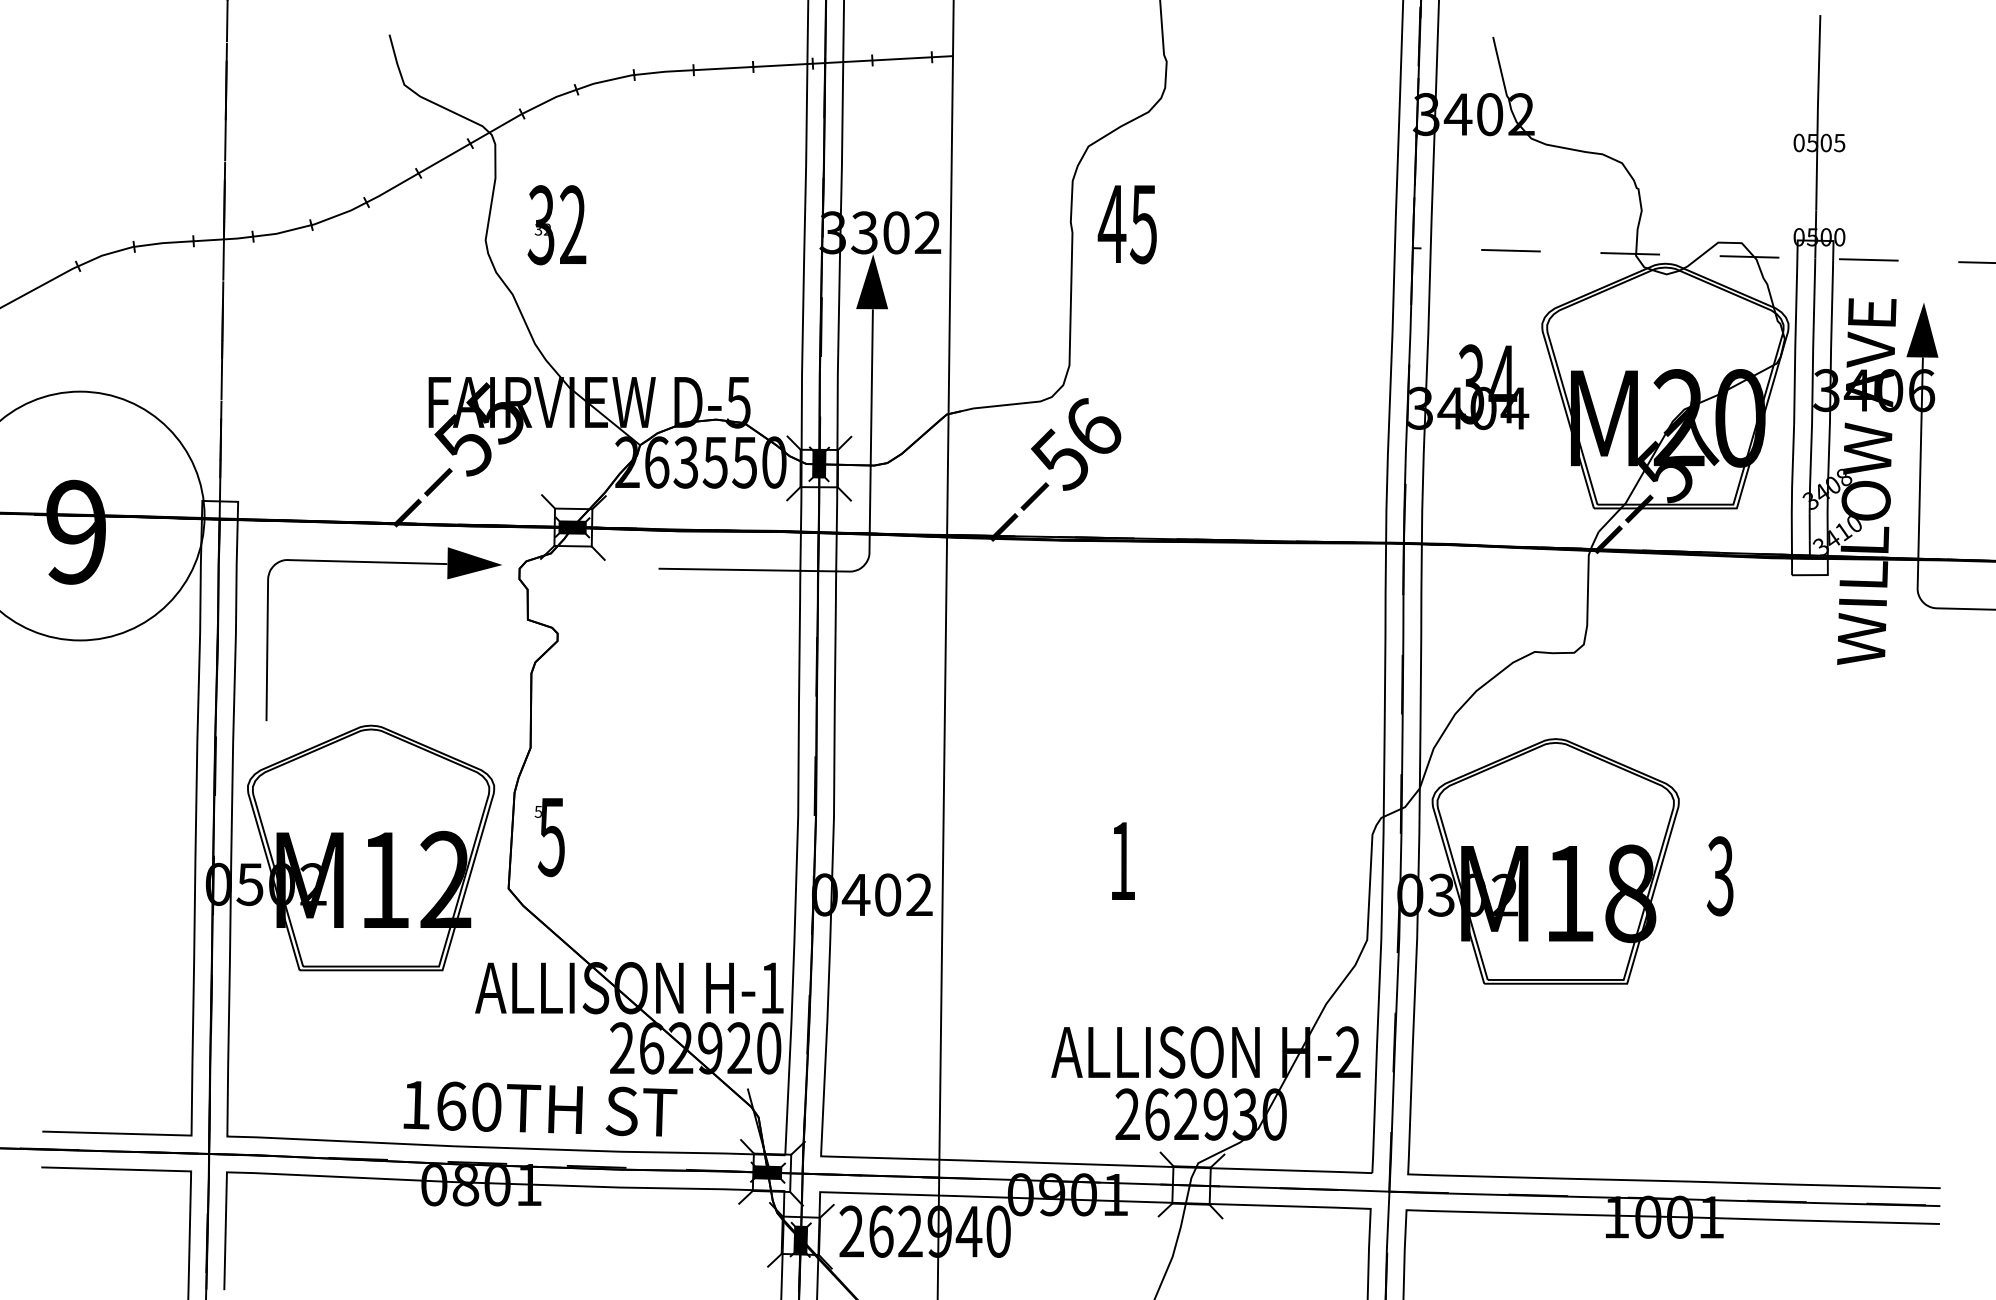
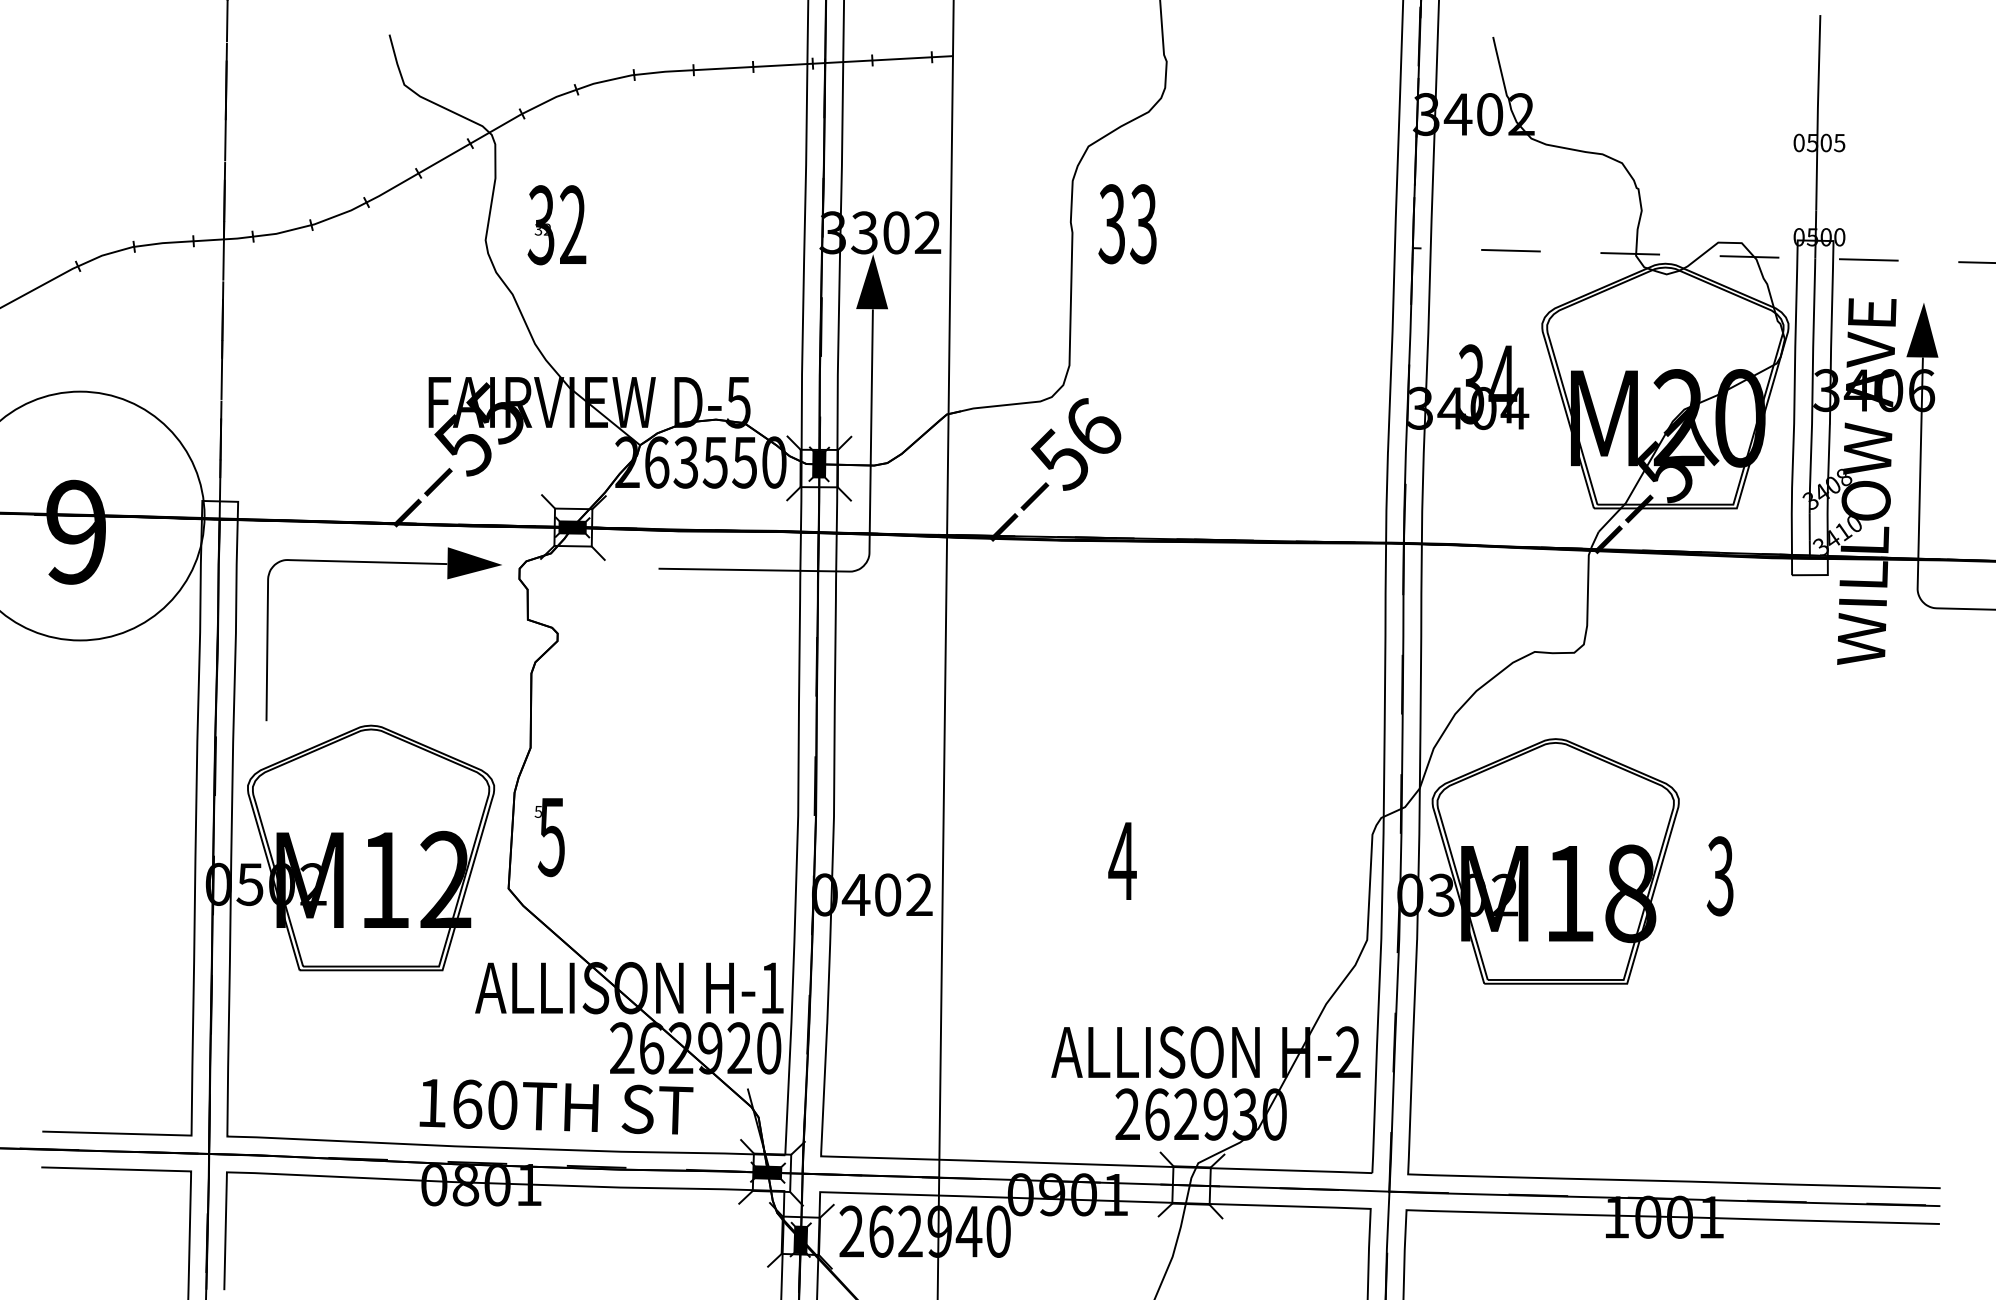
text: 45 -> 33 (1126, 224)
text: 1 -> 4 (1122, 860)
text position: (540, 1108) -> (556, 1106) (556, 1106)
